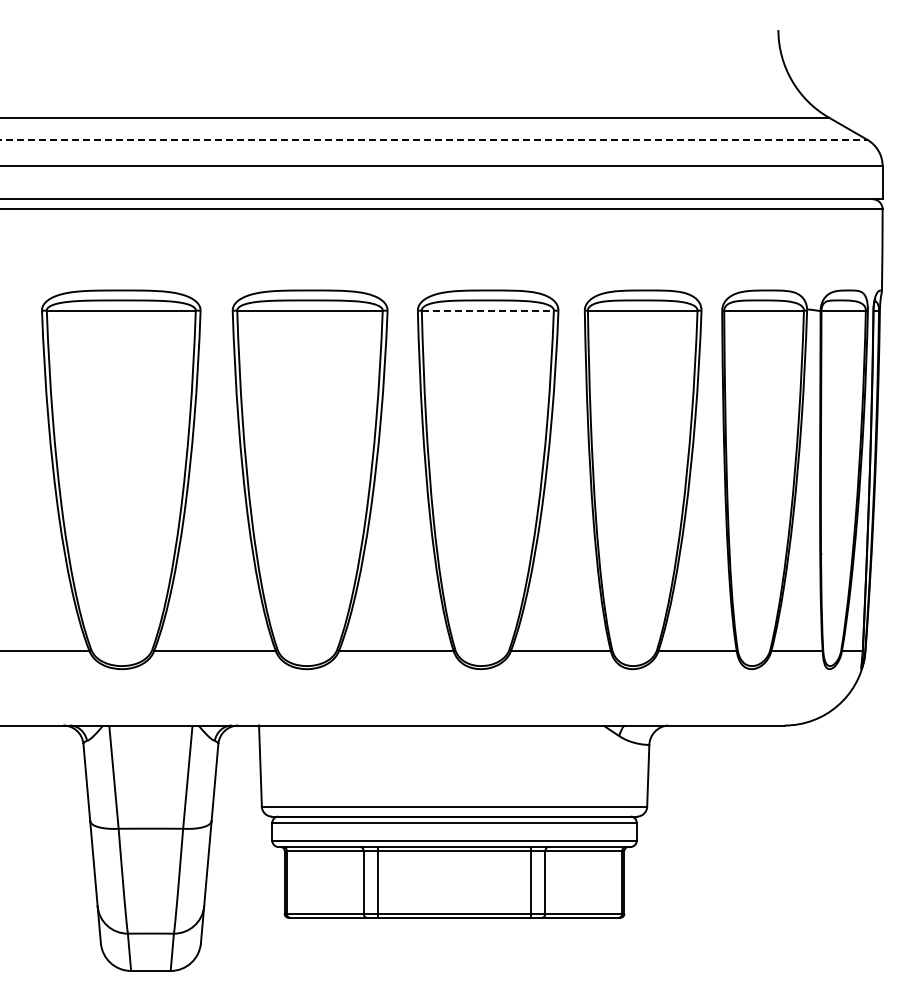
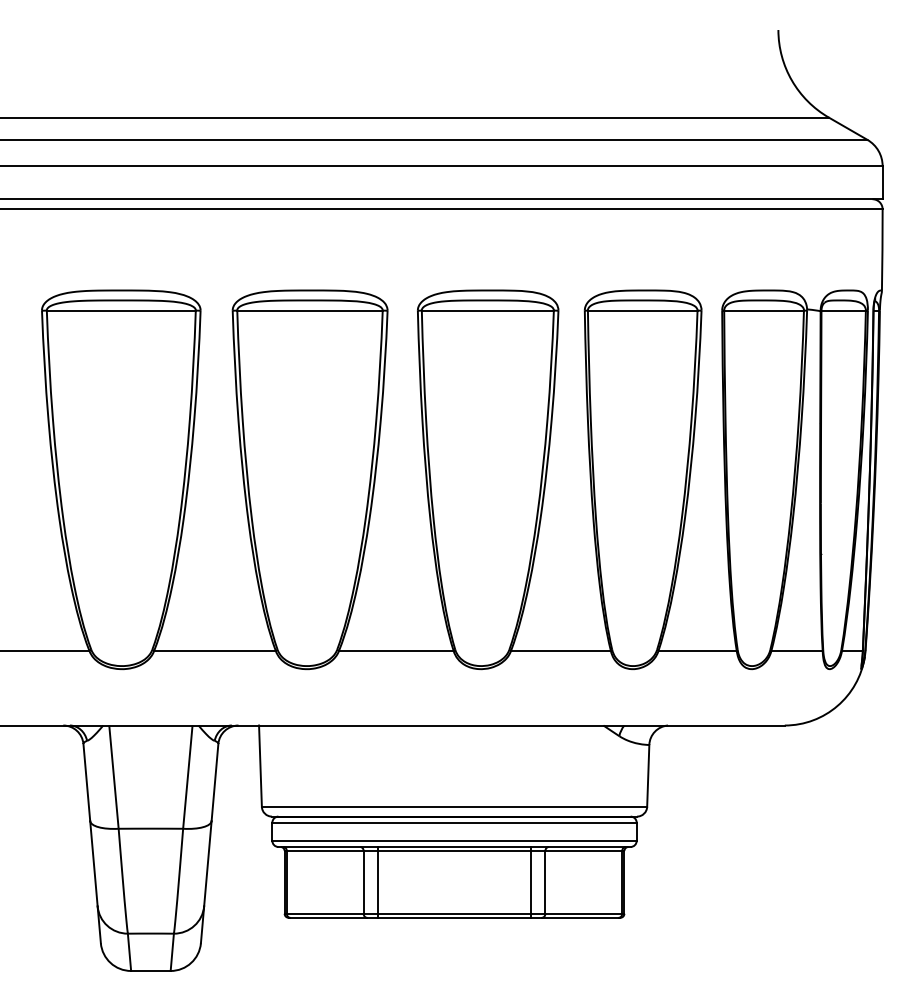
line: dashed -> solid (433, 139)
line: dashed -> solid (488, 310)
